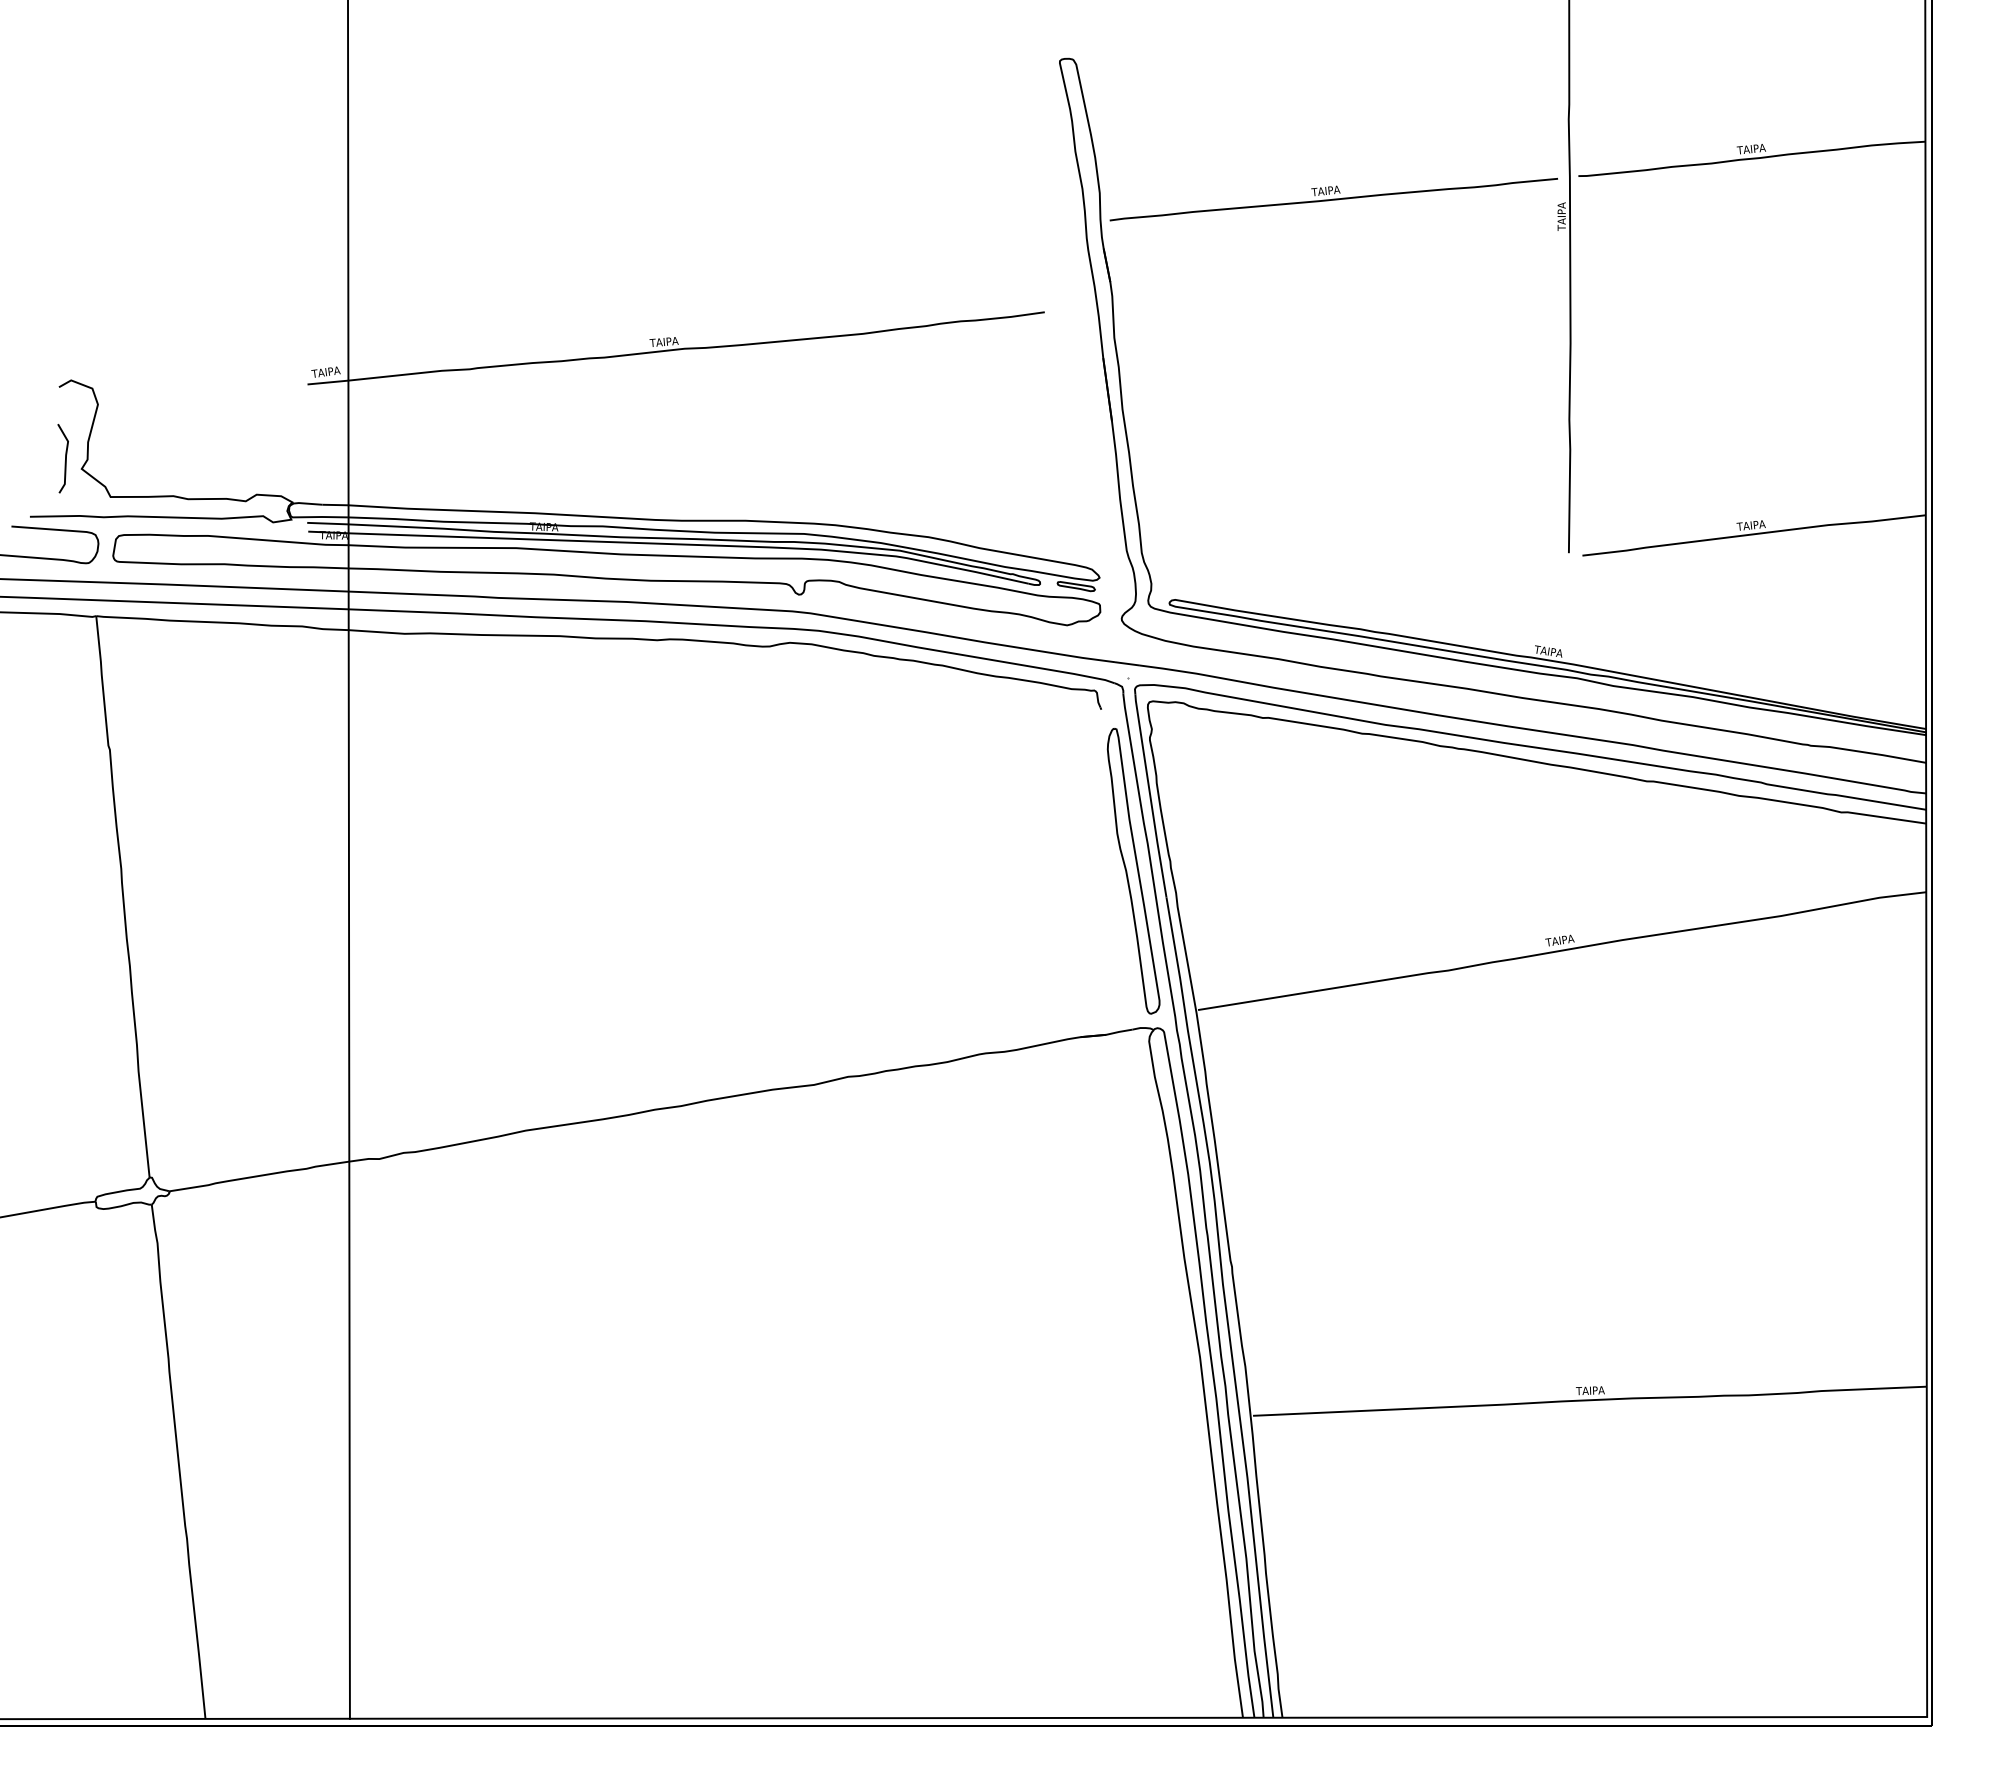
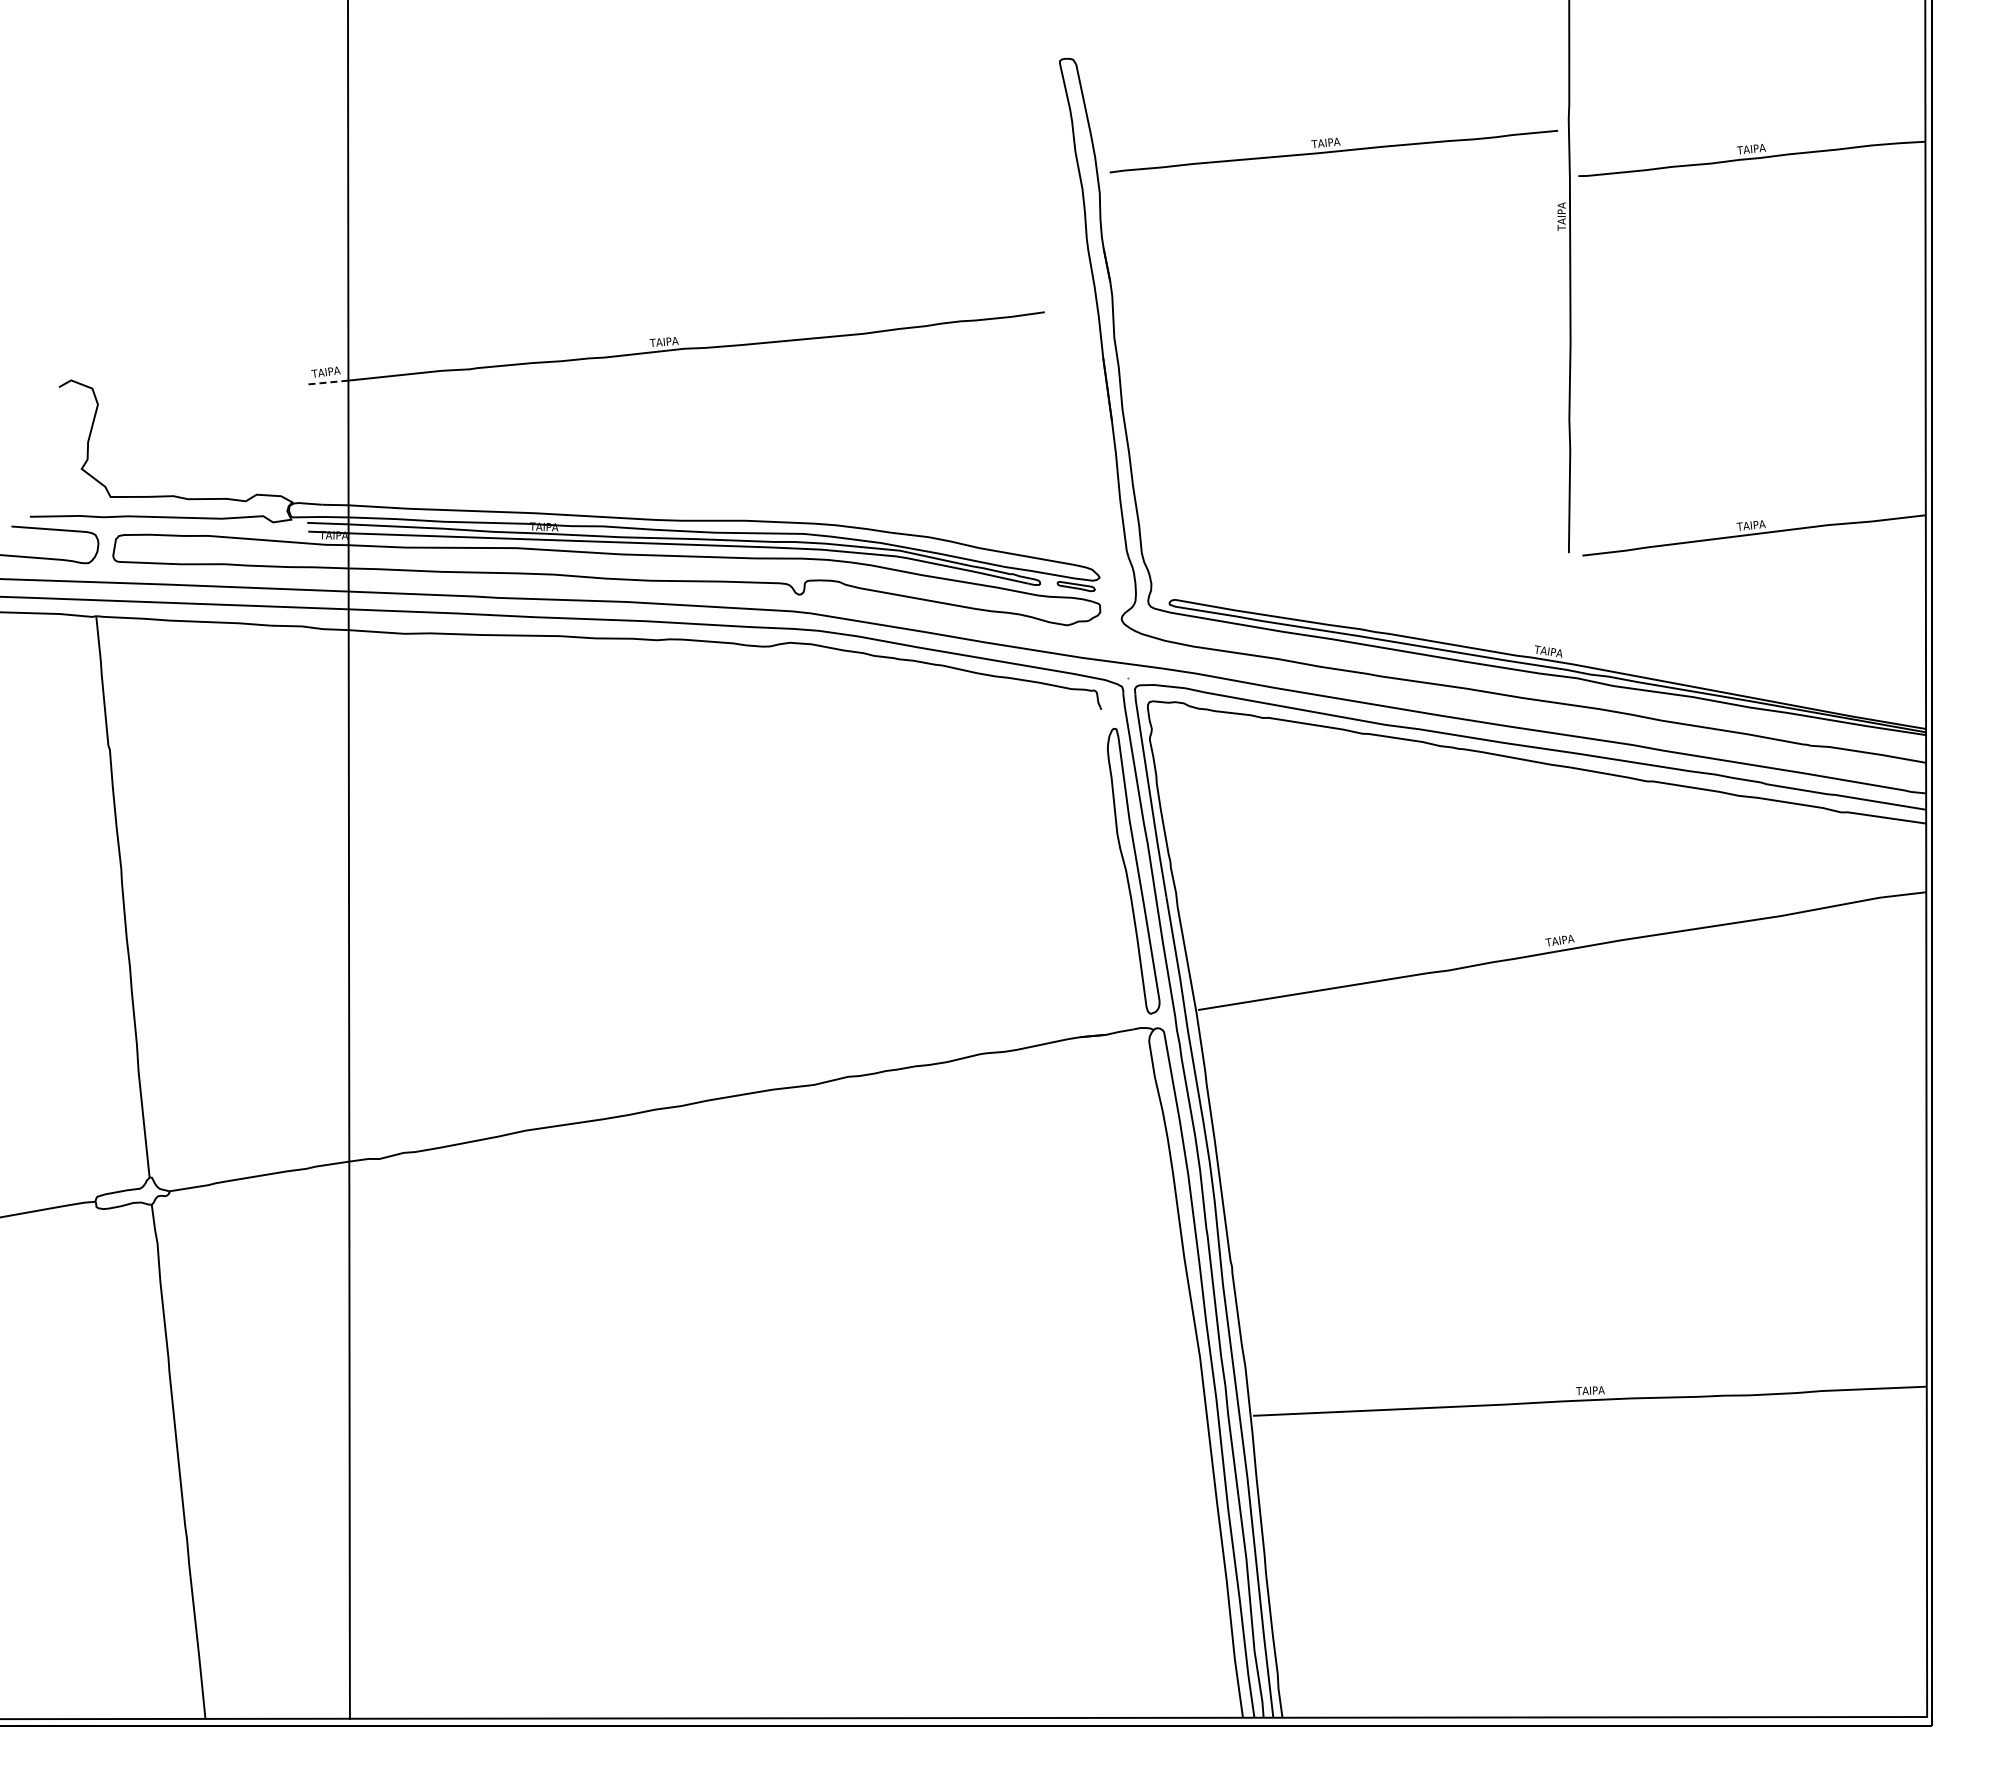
part position: (1333, 199) -> (1333, 151) (1333, 151)
line: solid -> dashed (327, 382)
line: present -> none (65, 458)
